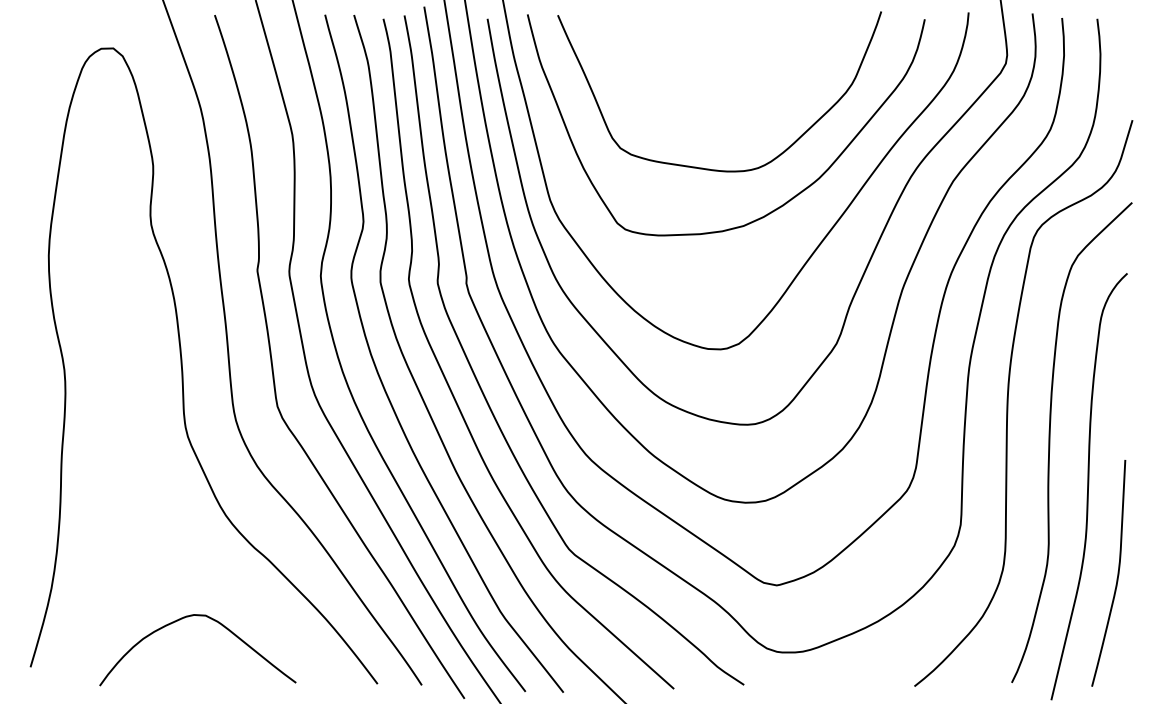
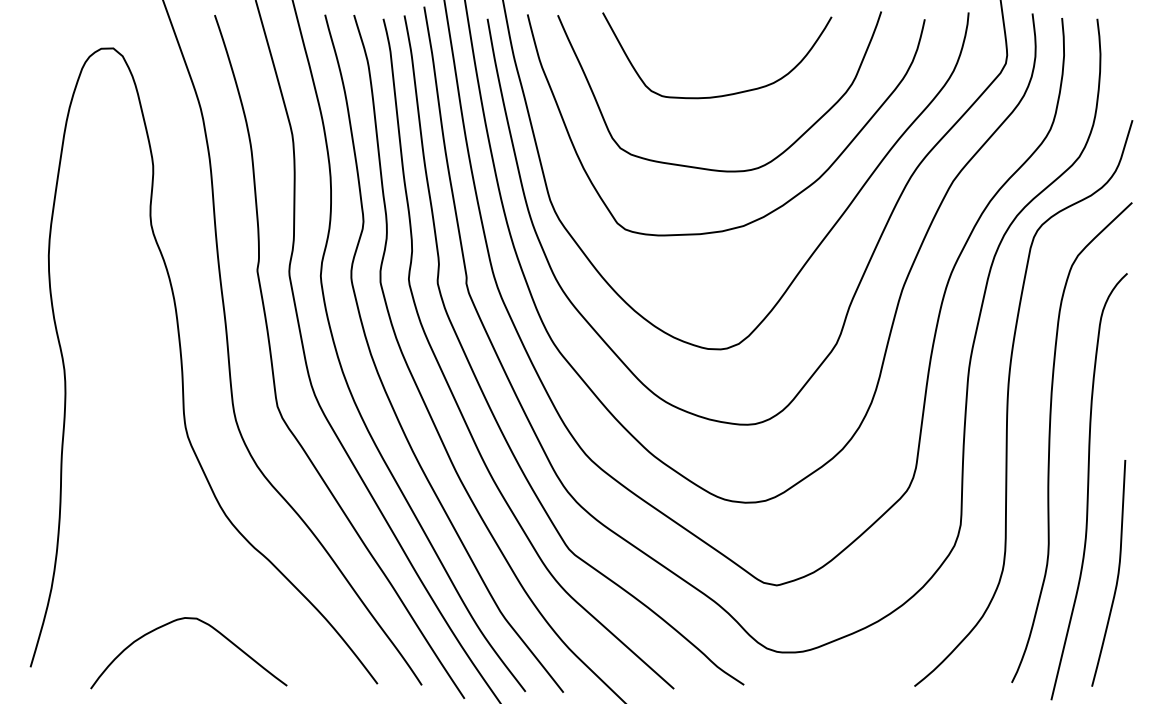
curve: none -> present (724, 94)
curve position: (212, 620) -> (203, 623) (203, 623)
